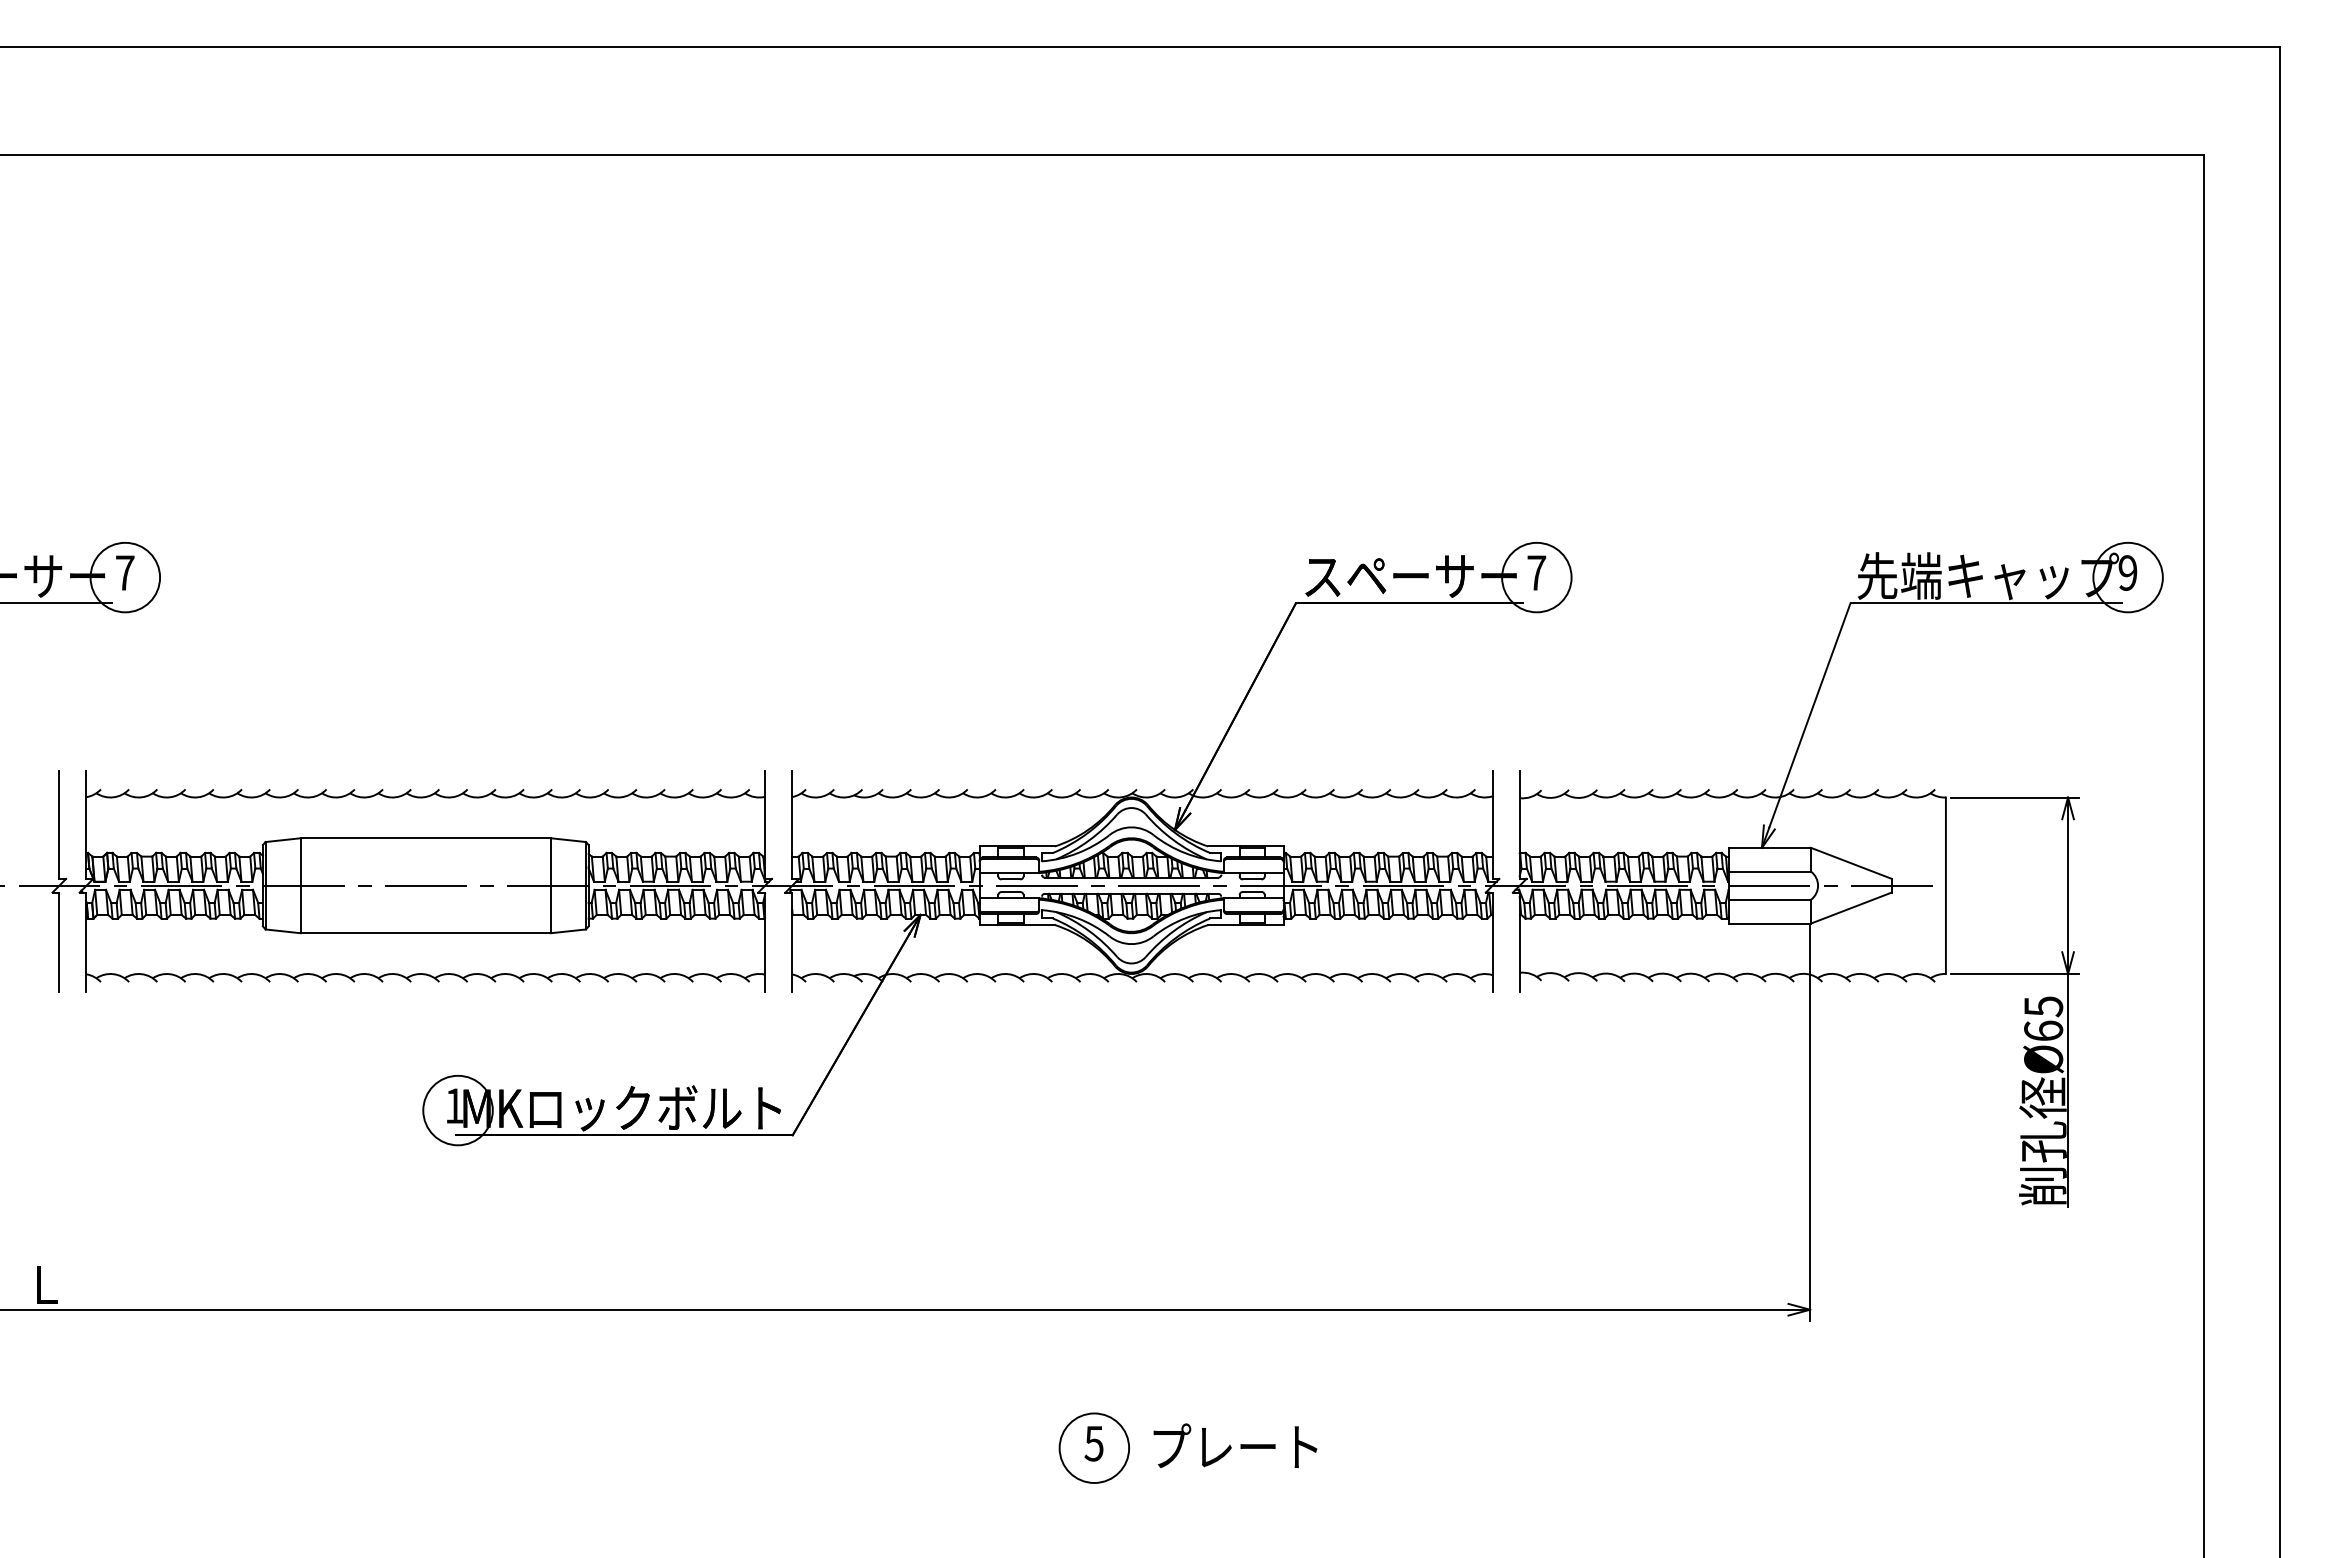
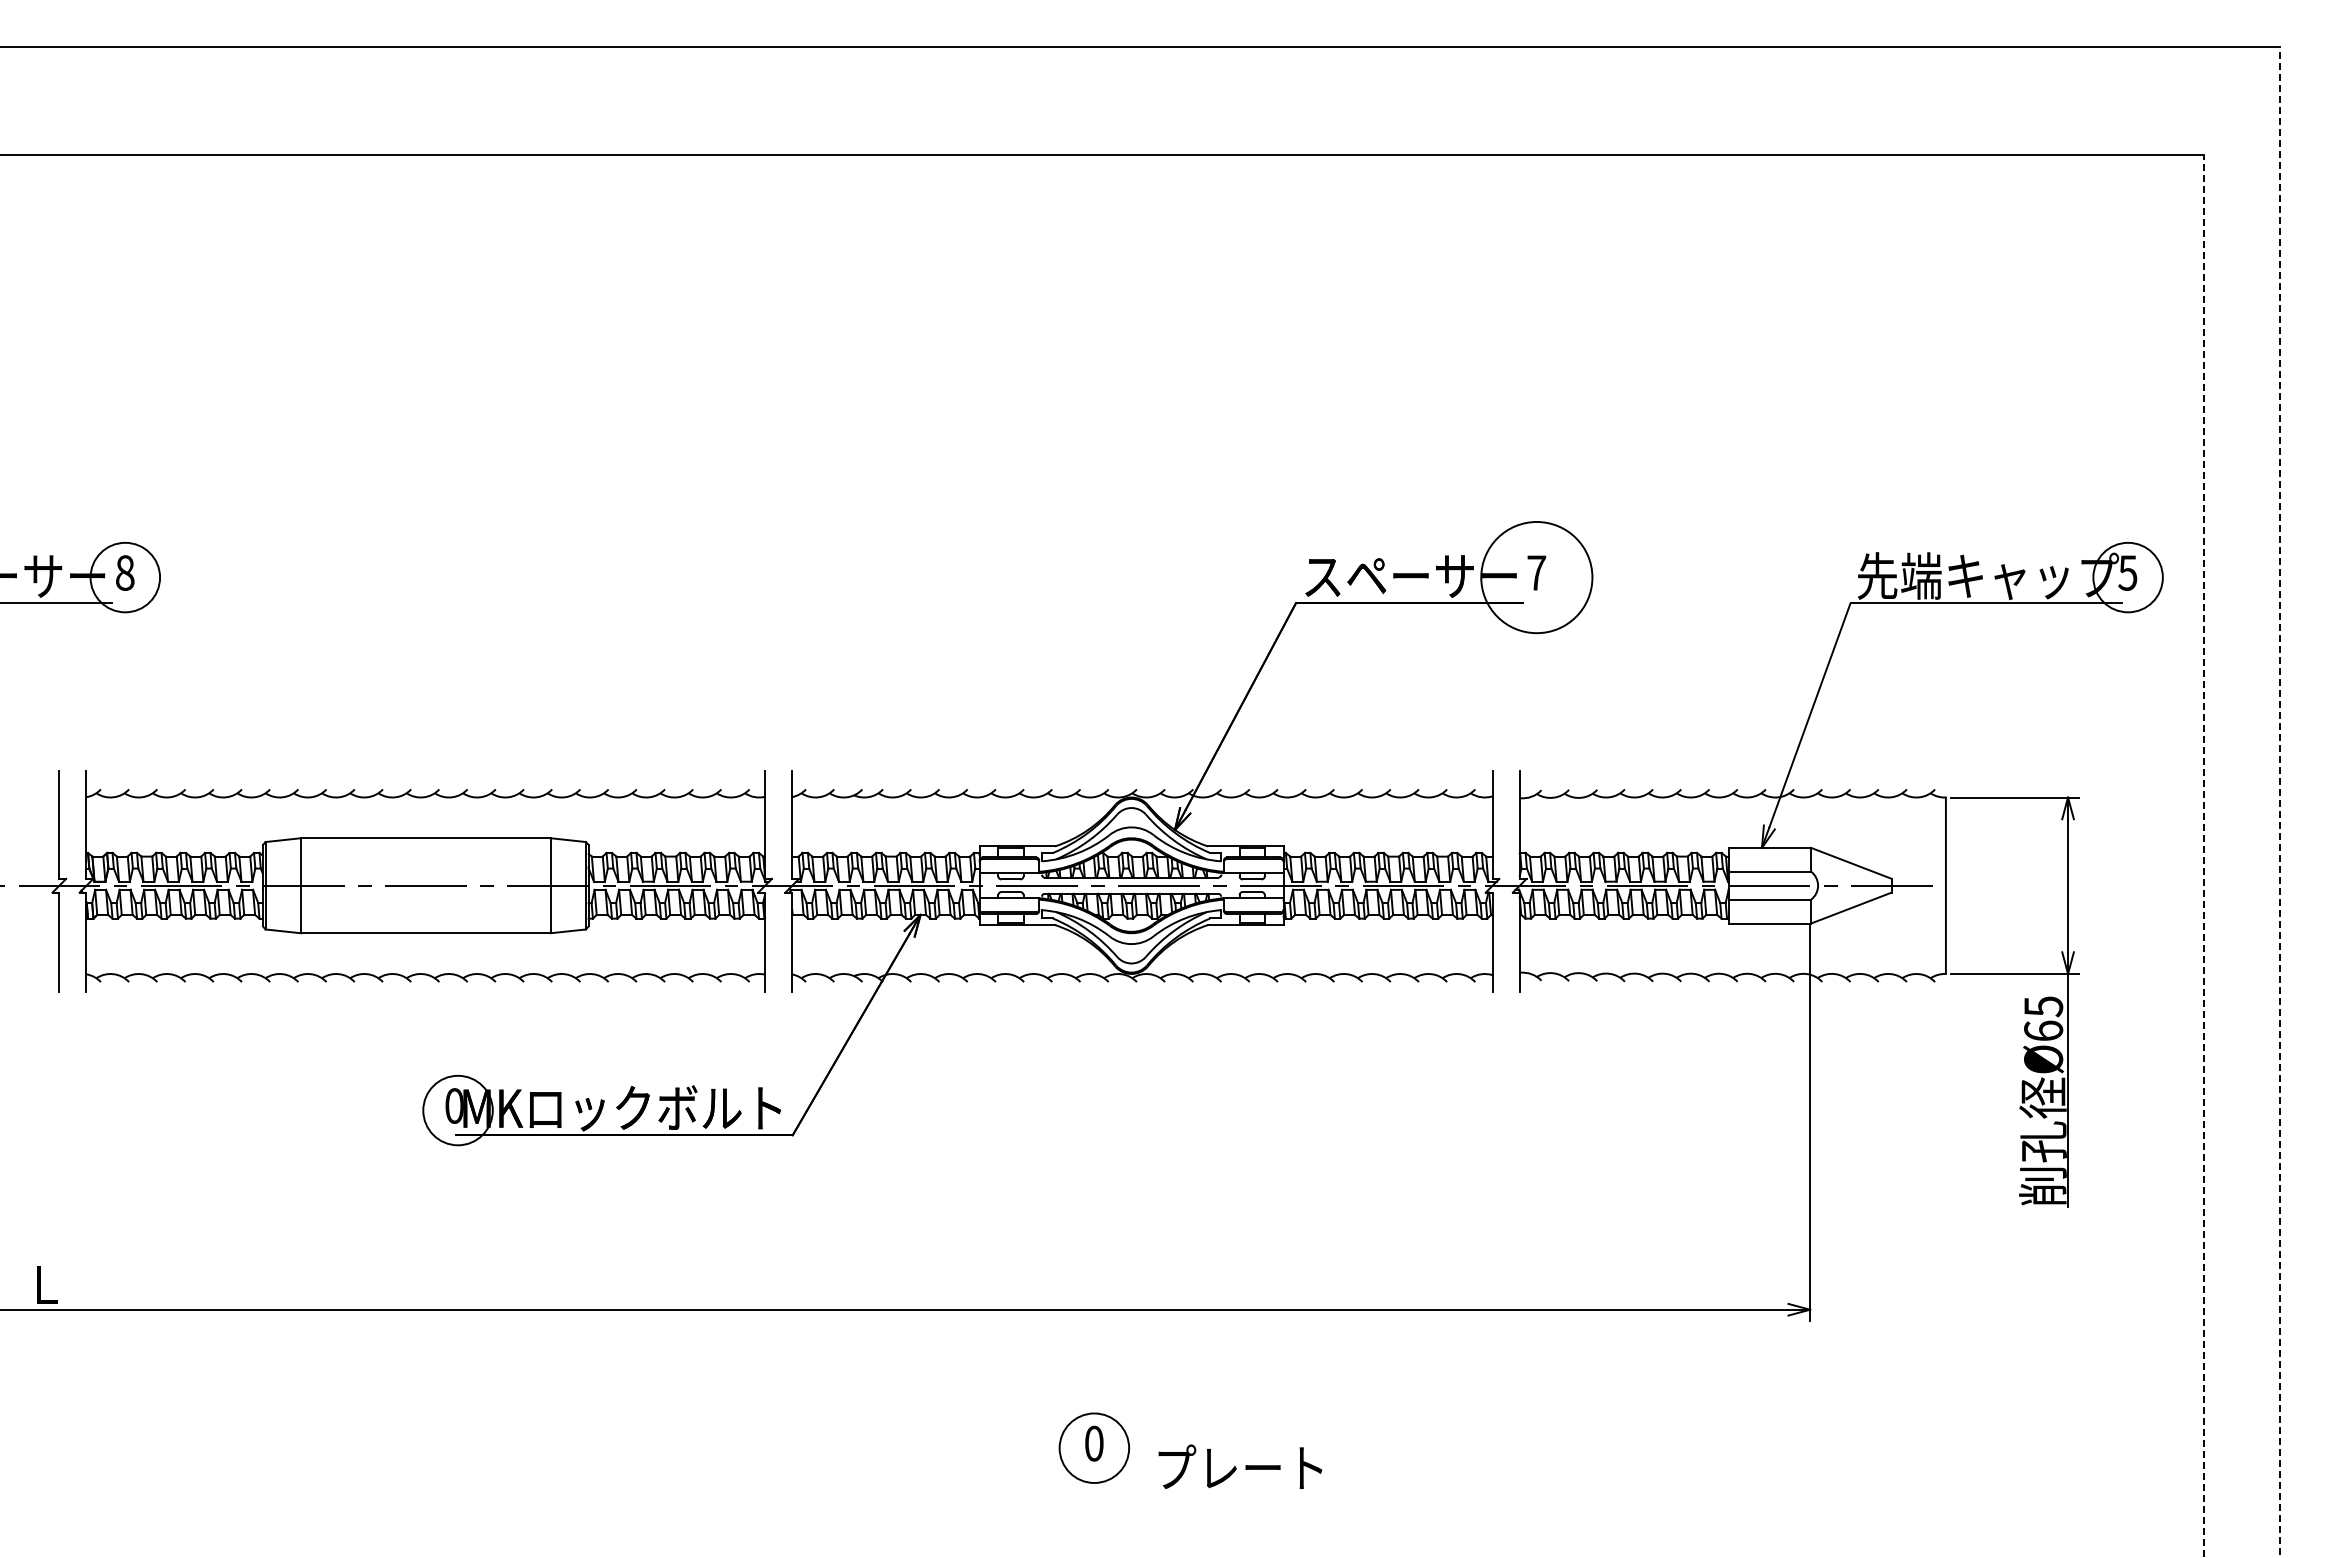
text: 7 -> 8 (125, 572)
text: 9 -> 5 (2127, 572)
circle diameter: 69 px -> 111 px (1536, 577)
line: solid -> dashed (2279, 801)
line: solid -> dashed (2203, 856)
text: 1 -> 0 (454, 1105)
text: 5 -> 0 (1093, 1443)
text position: (1235, 1445) -> (1240, 1466) (1240, 1466)
